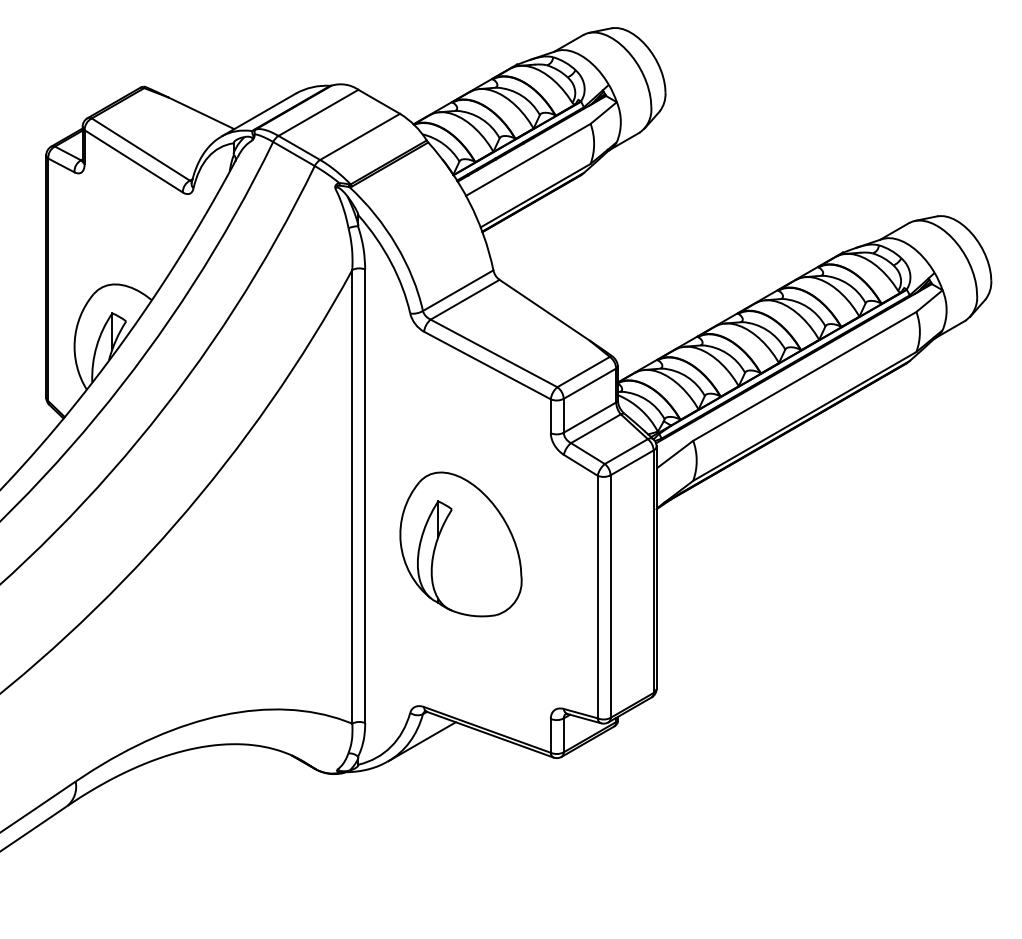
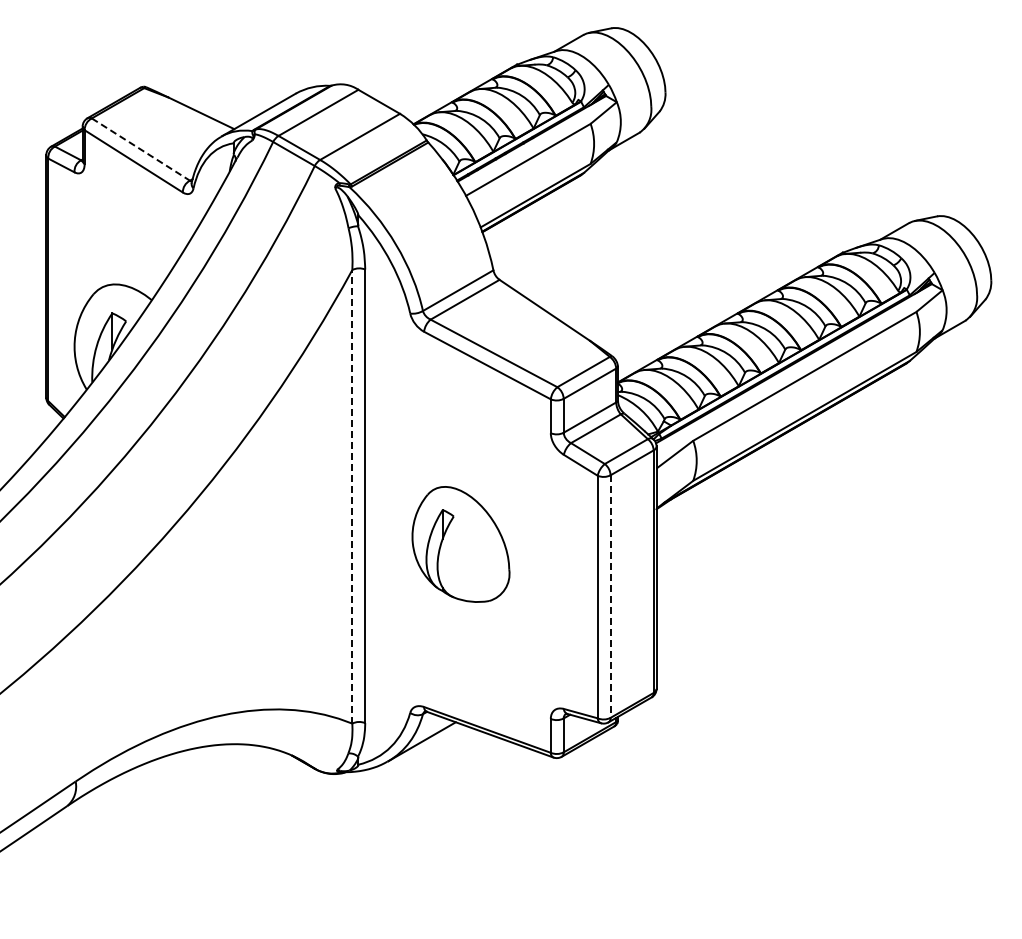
line: solid -> dashed (141, 149)
line: solid -> dashed (352, 496)
part size: 124x147 px -> 100x117 px (460, 544)
line: solid -> dashed (610, 597)
